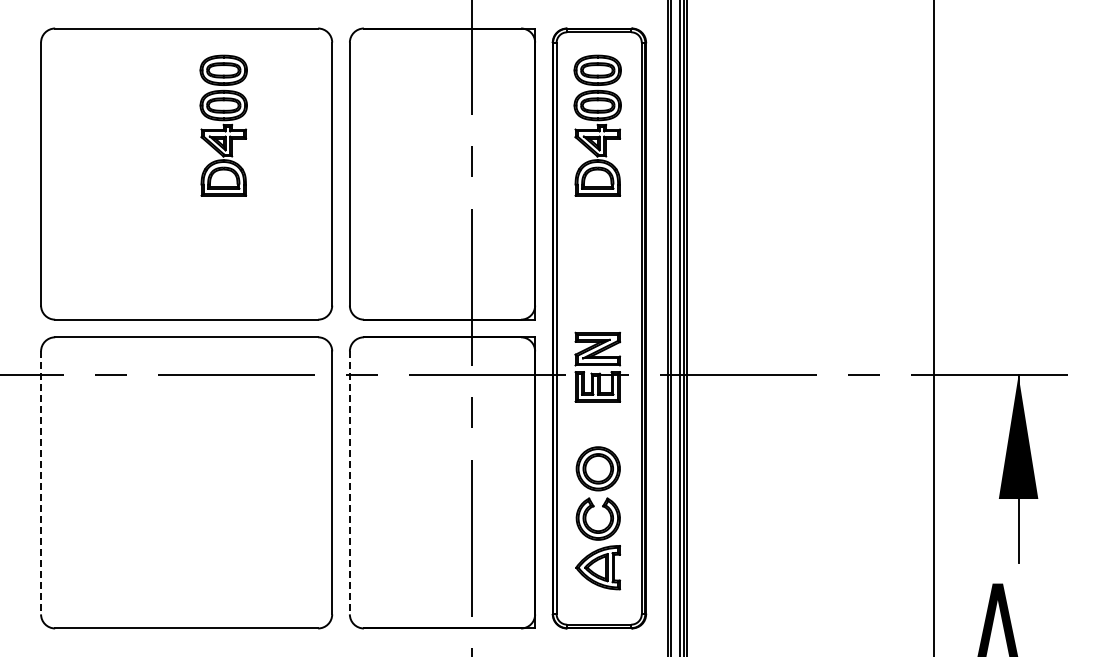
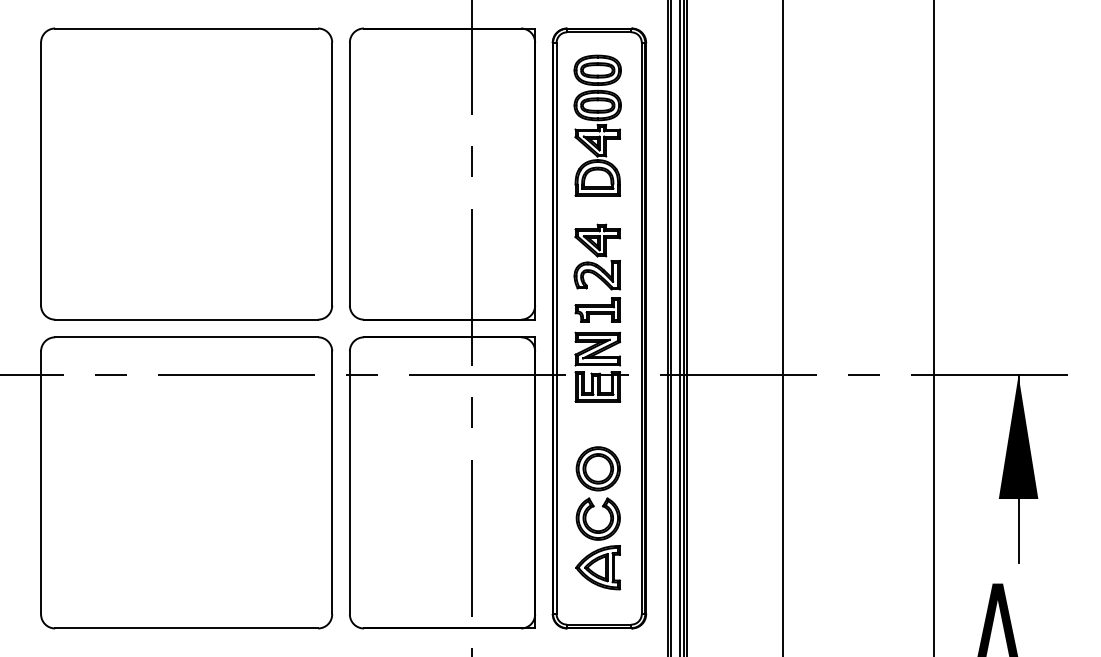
part: present -> none (223, 125)
part: none -> present (597, 272)
line: none -> present (782, 327)
line: dashed -> solid (41, 483)
line: dashed -> solid (349, 483)
